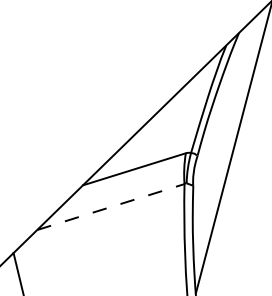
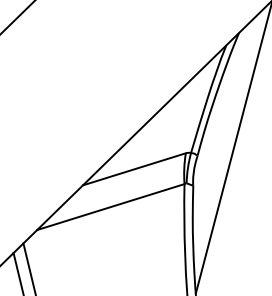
line: none -> present (17, 17)
line: dashed -> solid (111, 206)
line: none -> present (29, 267)
